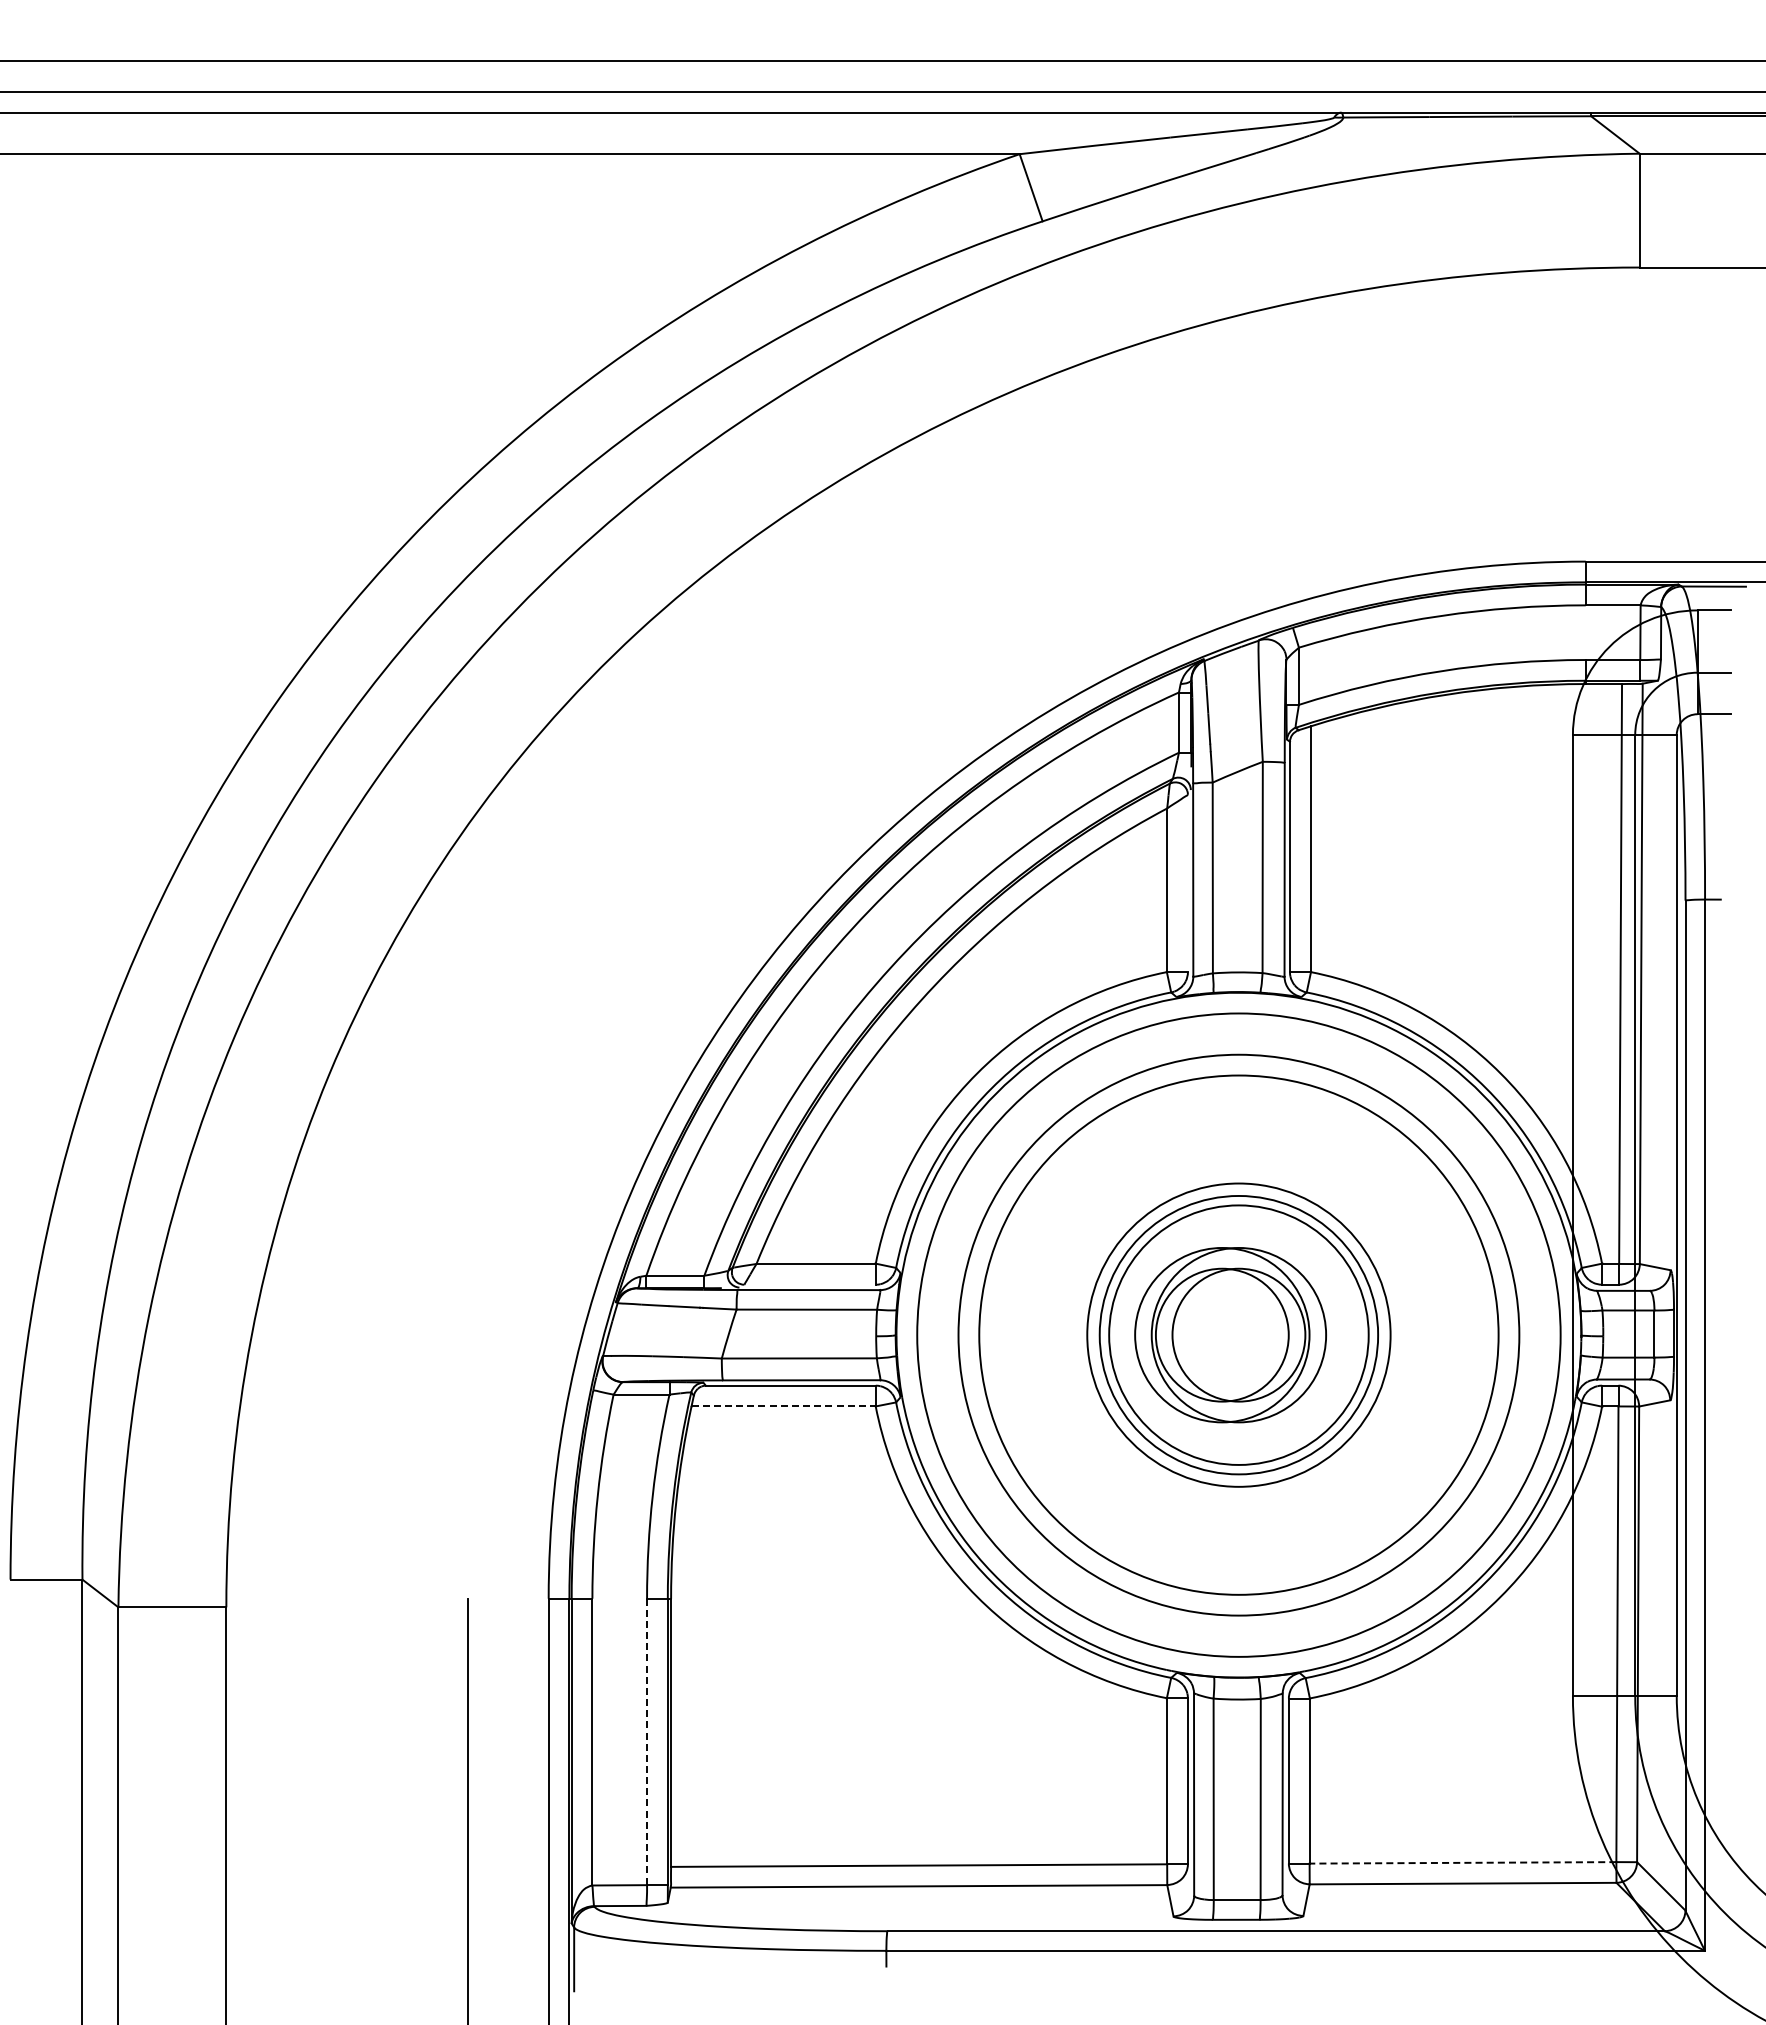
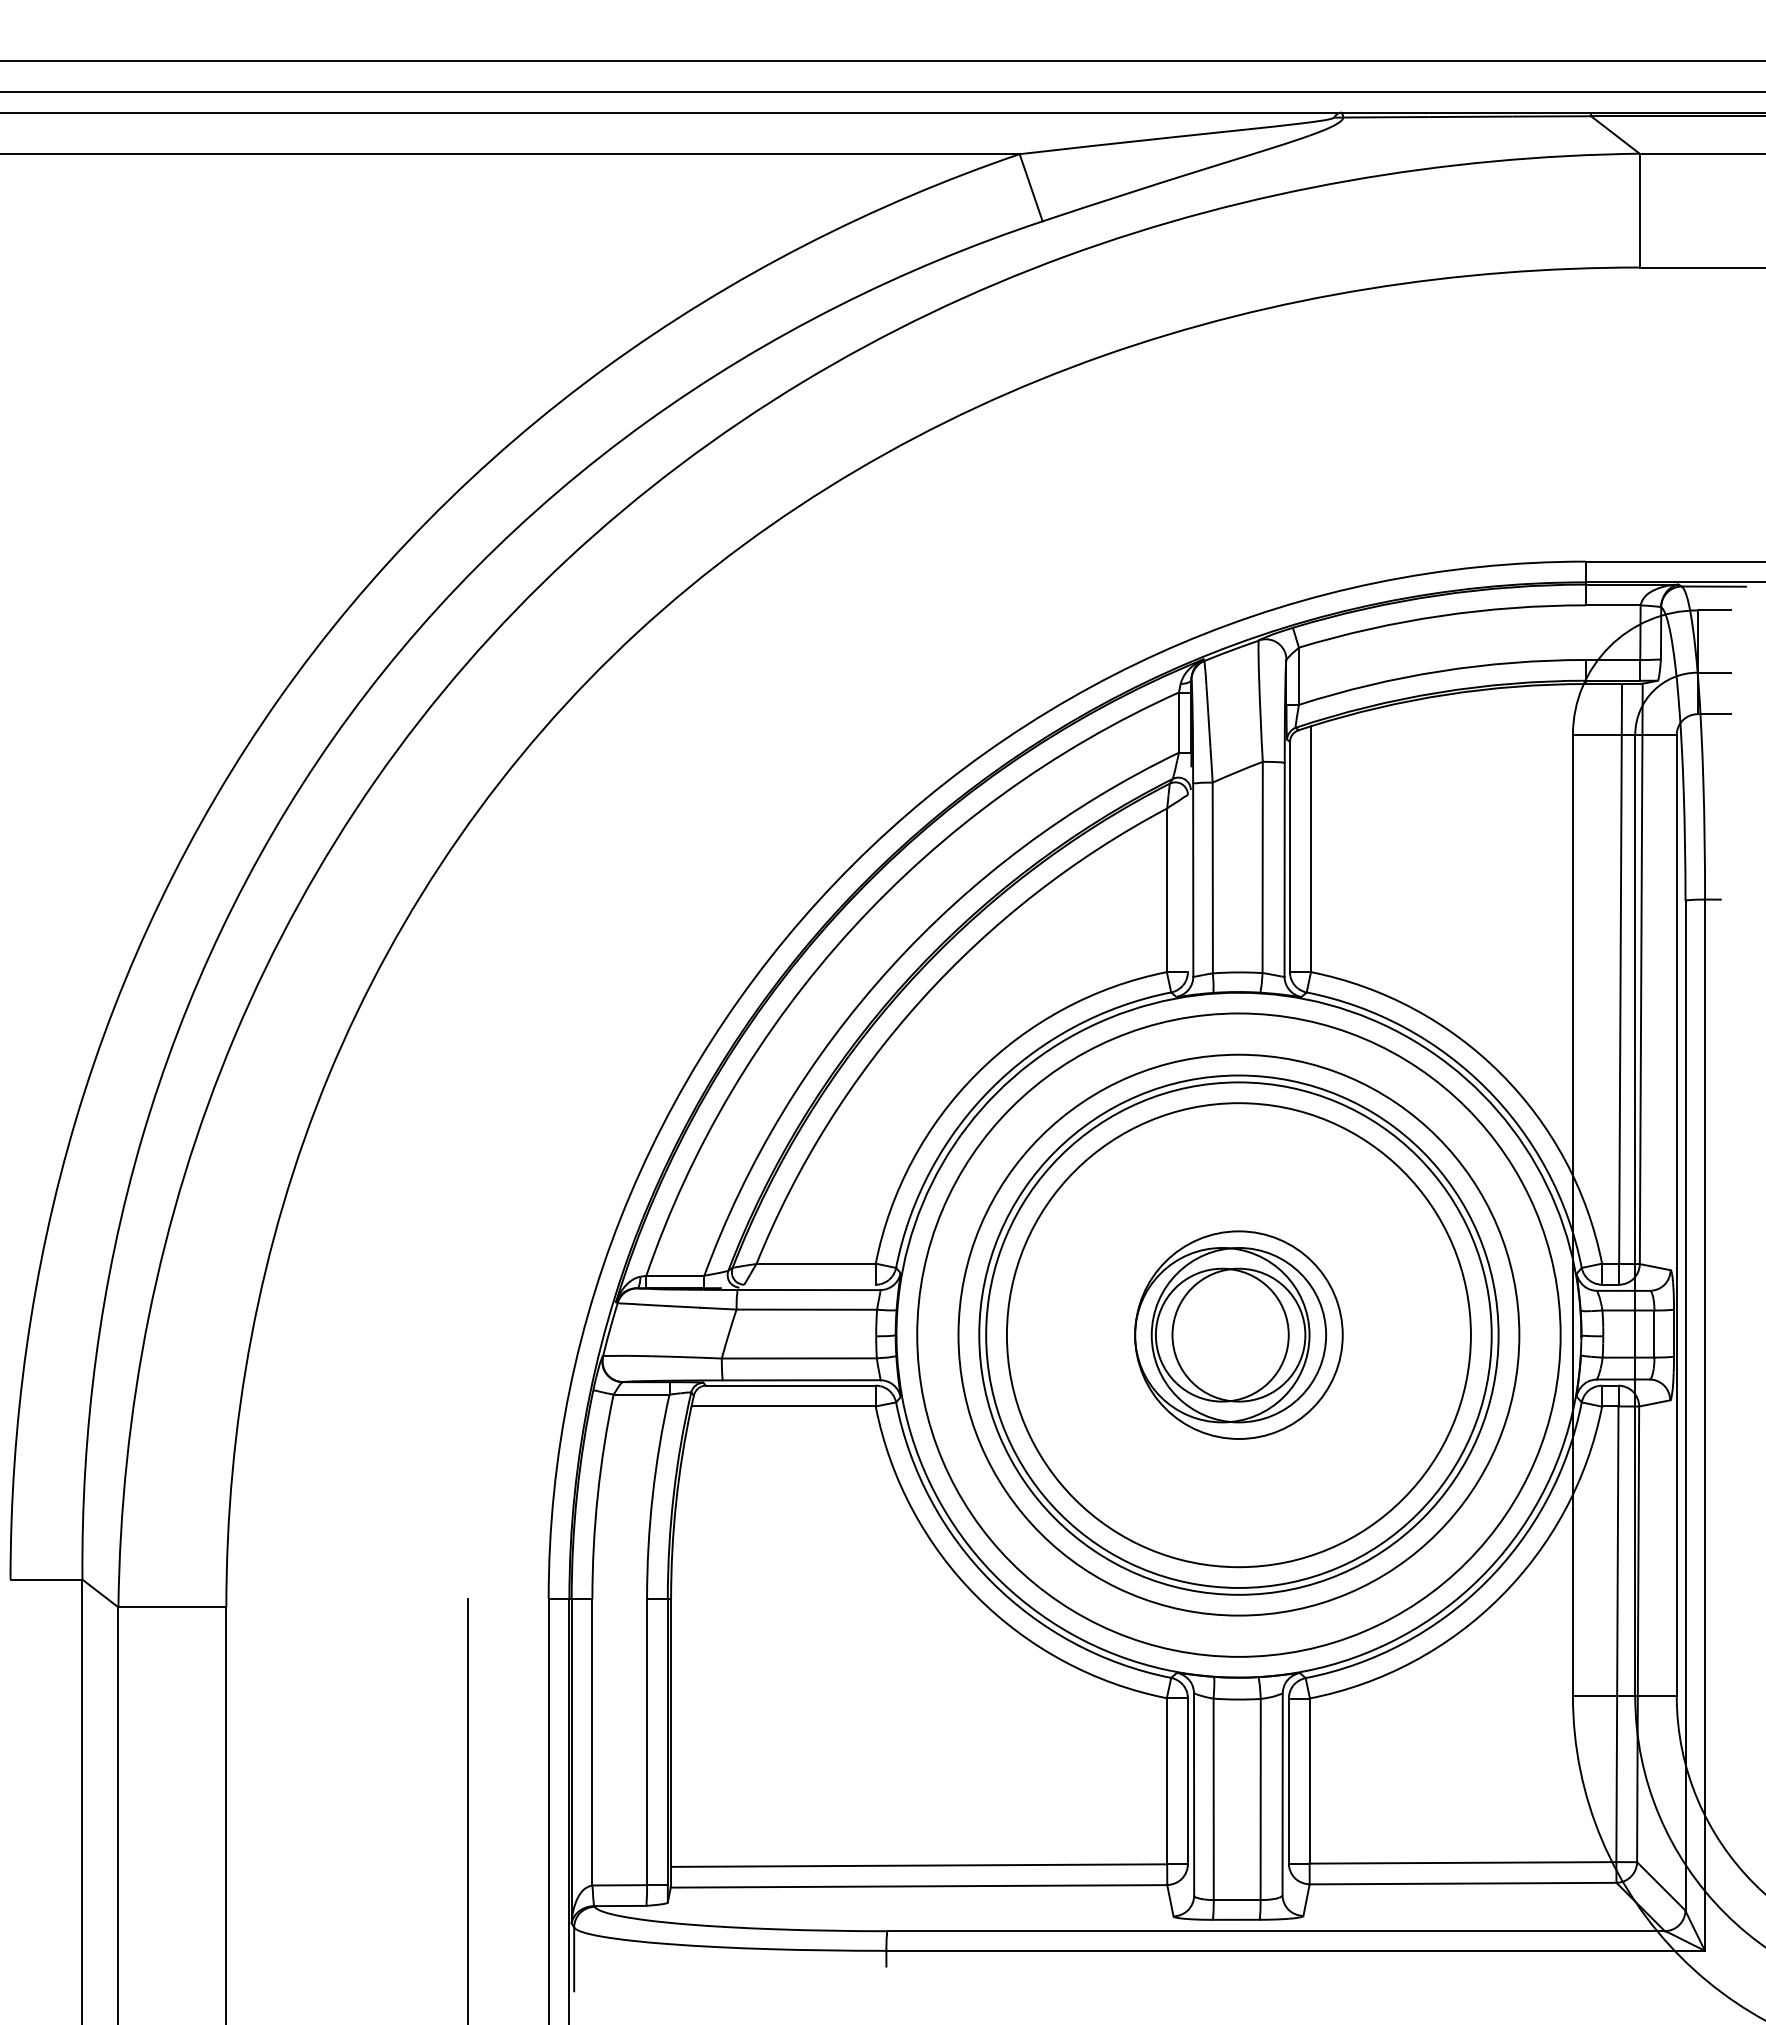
circle diameter: 260 px -> 208 px (1238, 1335)
circle diameter: 278 px -> 464 px (1238, 1335)
circle diameter: 303 px -> 506 px (1238, 1334)
line: dashed -> solid (784, 1406)
line: dashed -> solid (647, 1742)
line: dashed -> solid (1462, 1862)
